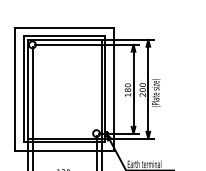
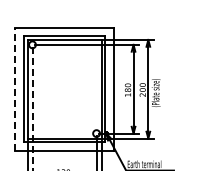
line: solid -> dashed (15, 89)
line: solid -> dashed (32, 109)
